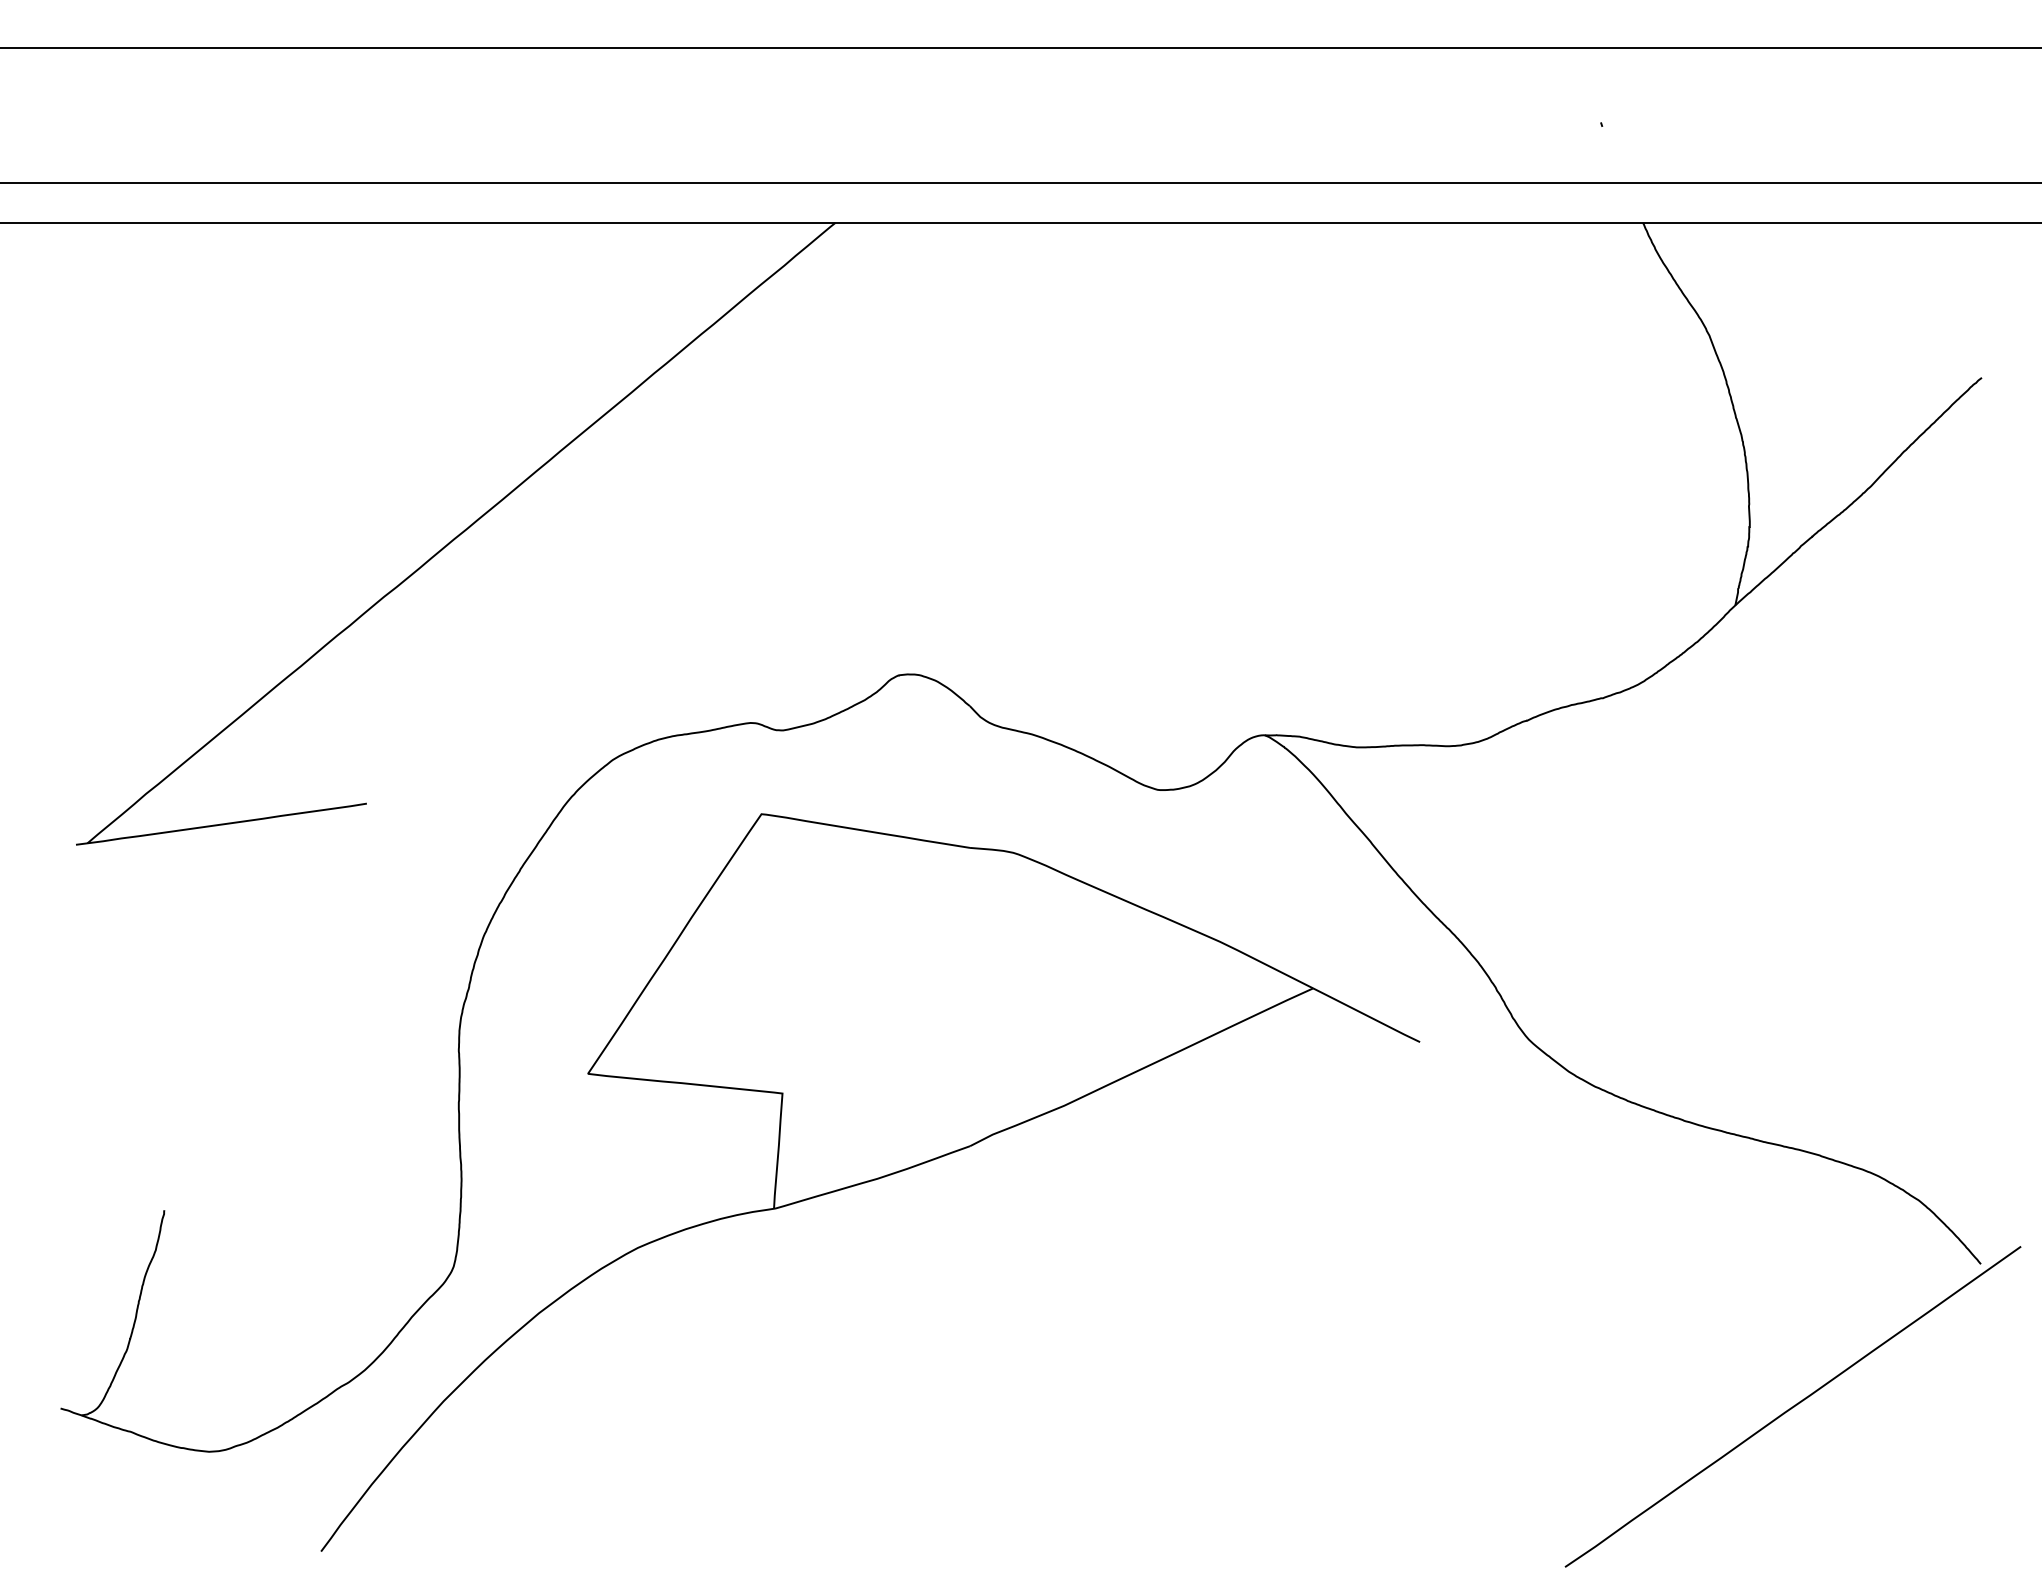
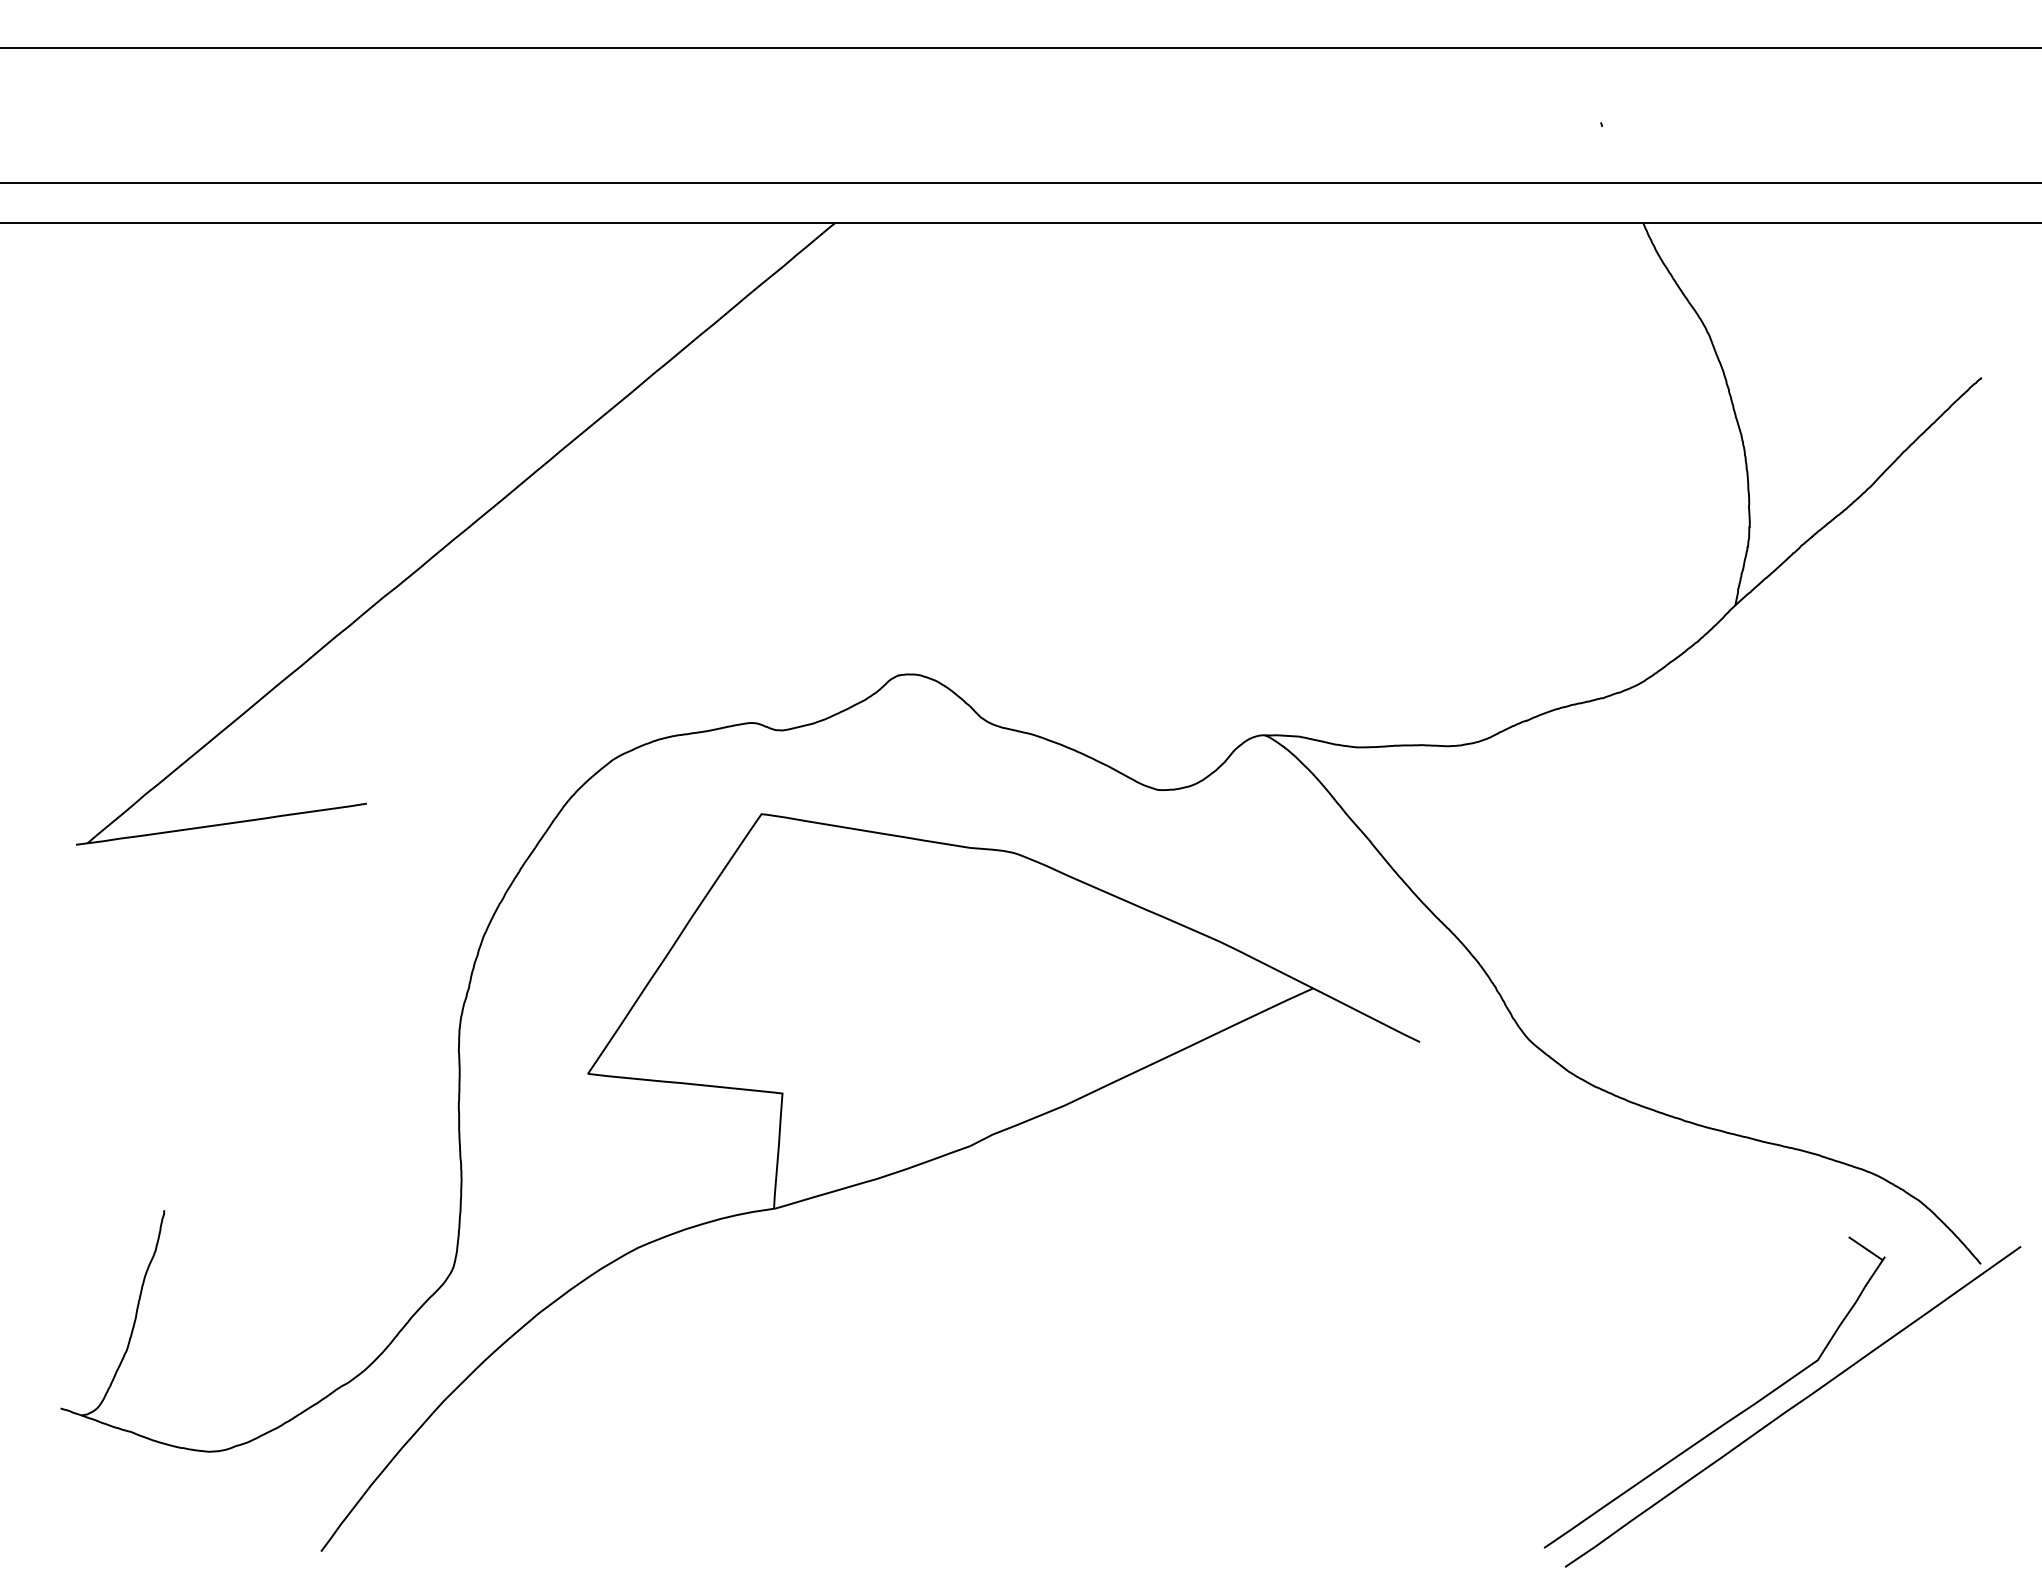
part: none -> present (1732, 1417)
